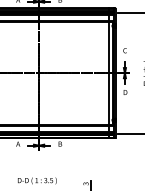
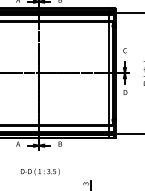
text position: (37, 180) -> (40, 171) (40, 171)
